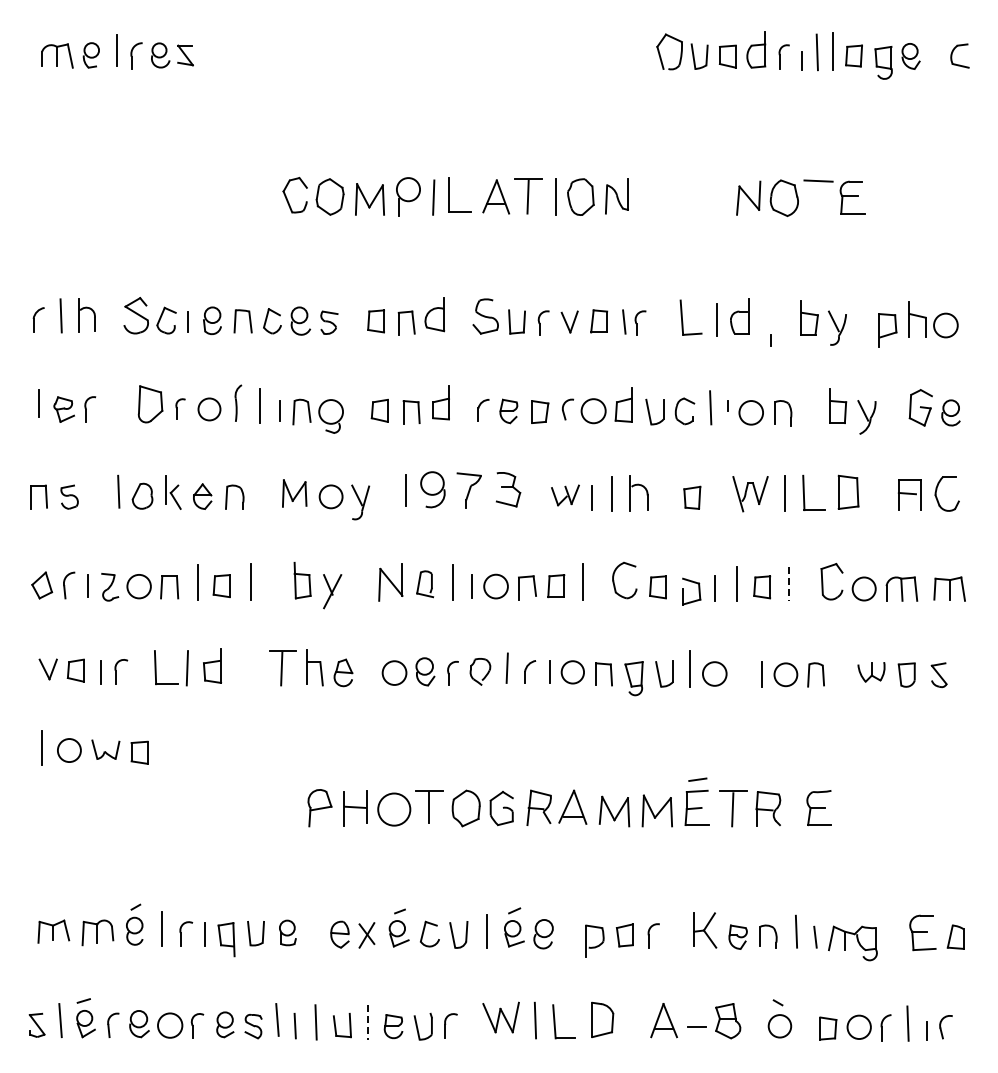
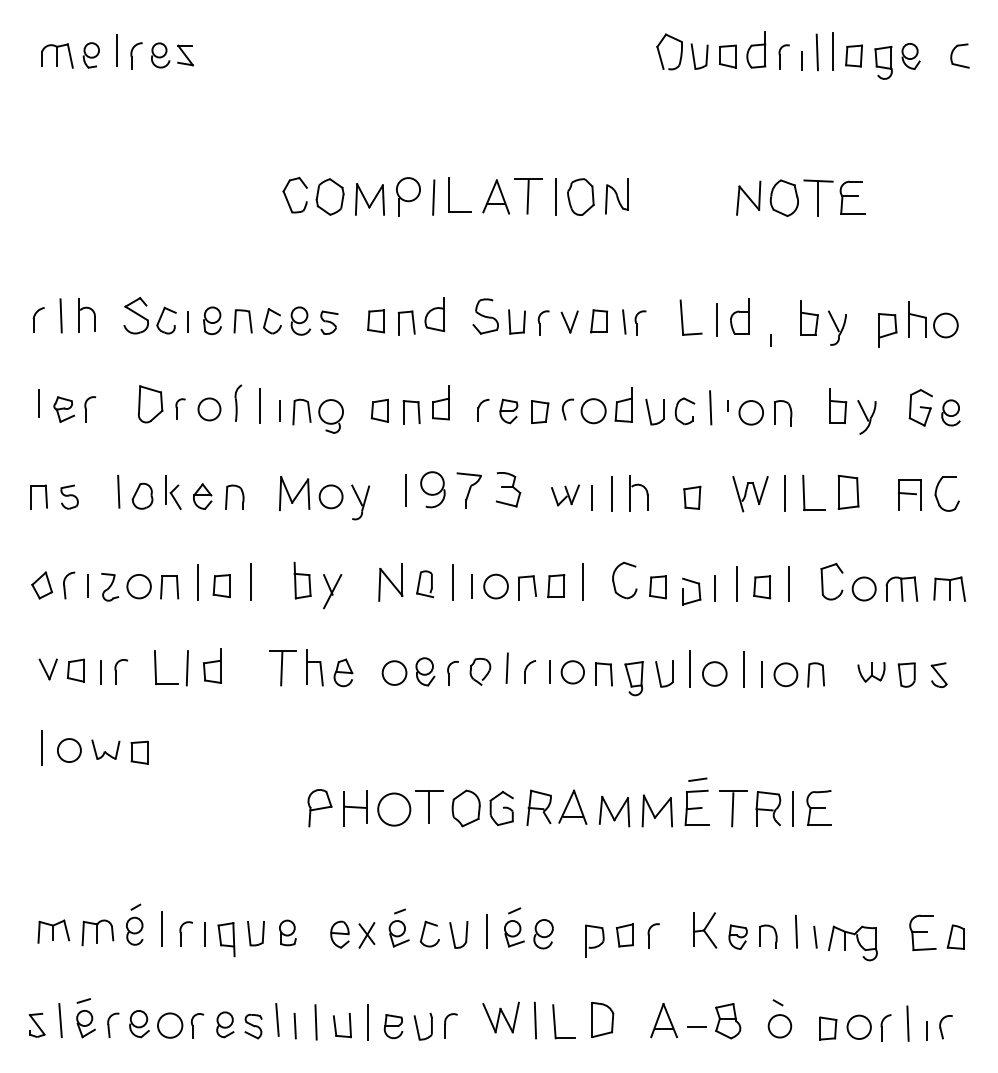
line: none -> present (817, 199)
part size: 26x29 px -> 32x35 px (294, 493)
line: dashed -> solid (788, 584)
line: none -> present (744, 669)
line: none -> present (792, 808)
line: dashed -> solid (368, 1022)
